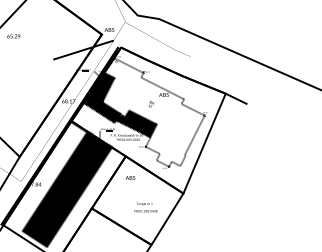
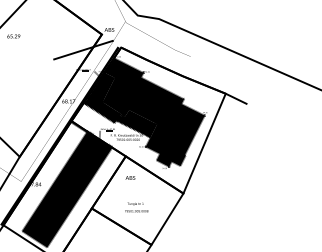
fill: none -> present (153, 112)
text position: (145, 207) -> (136, 207) (136, 207)
